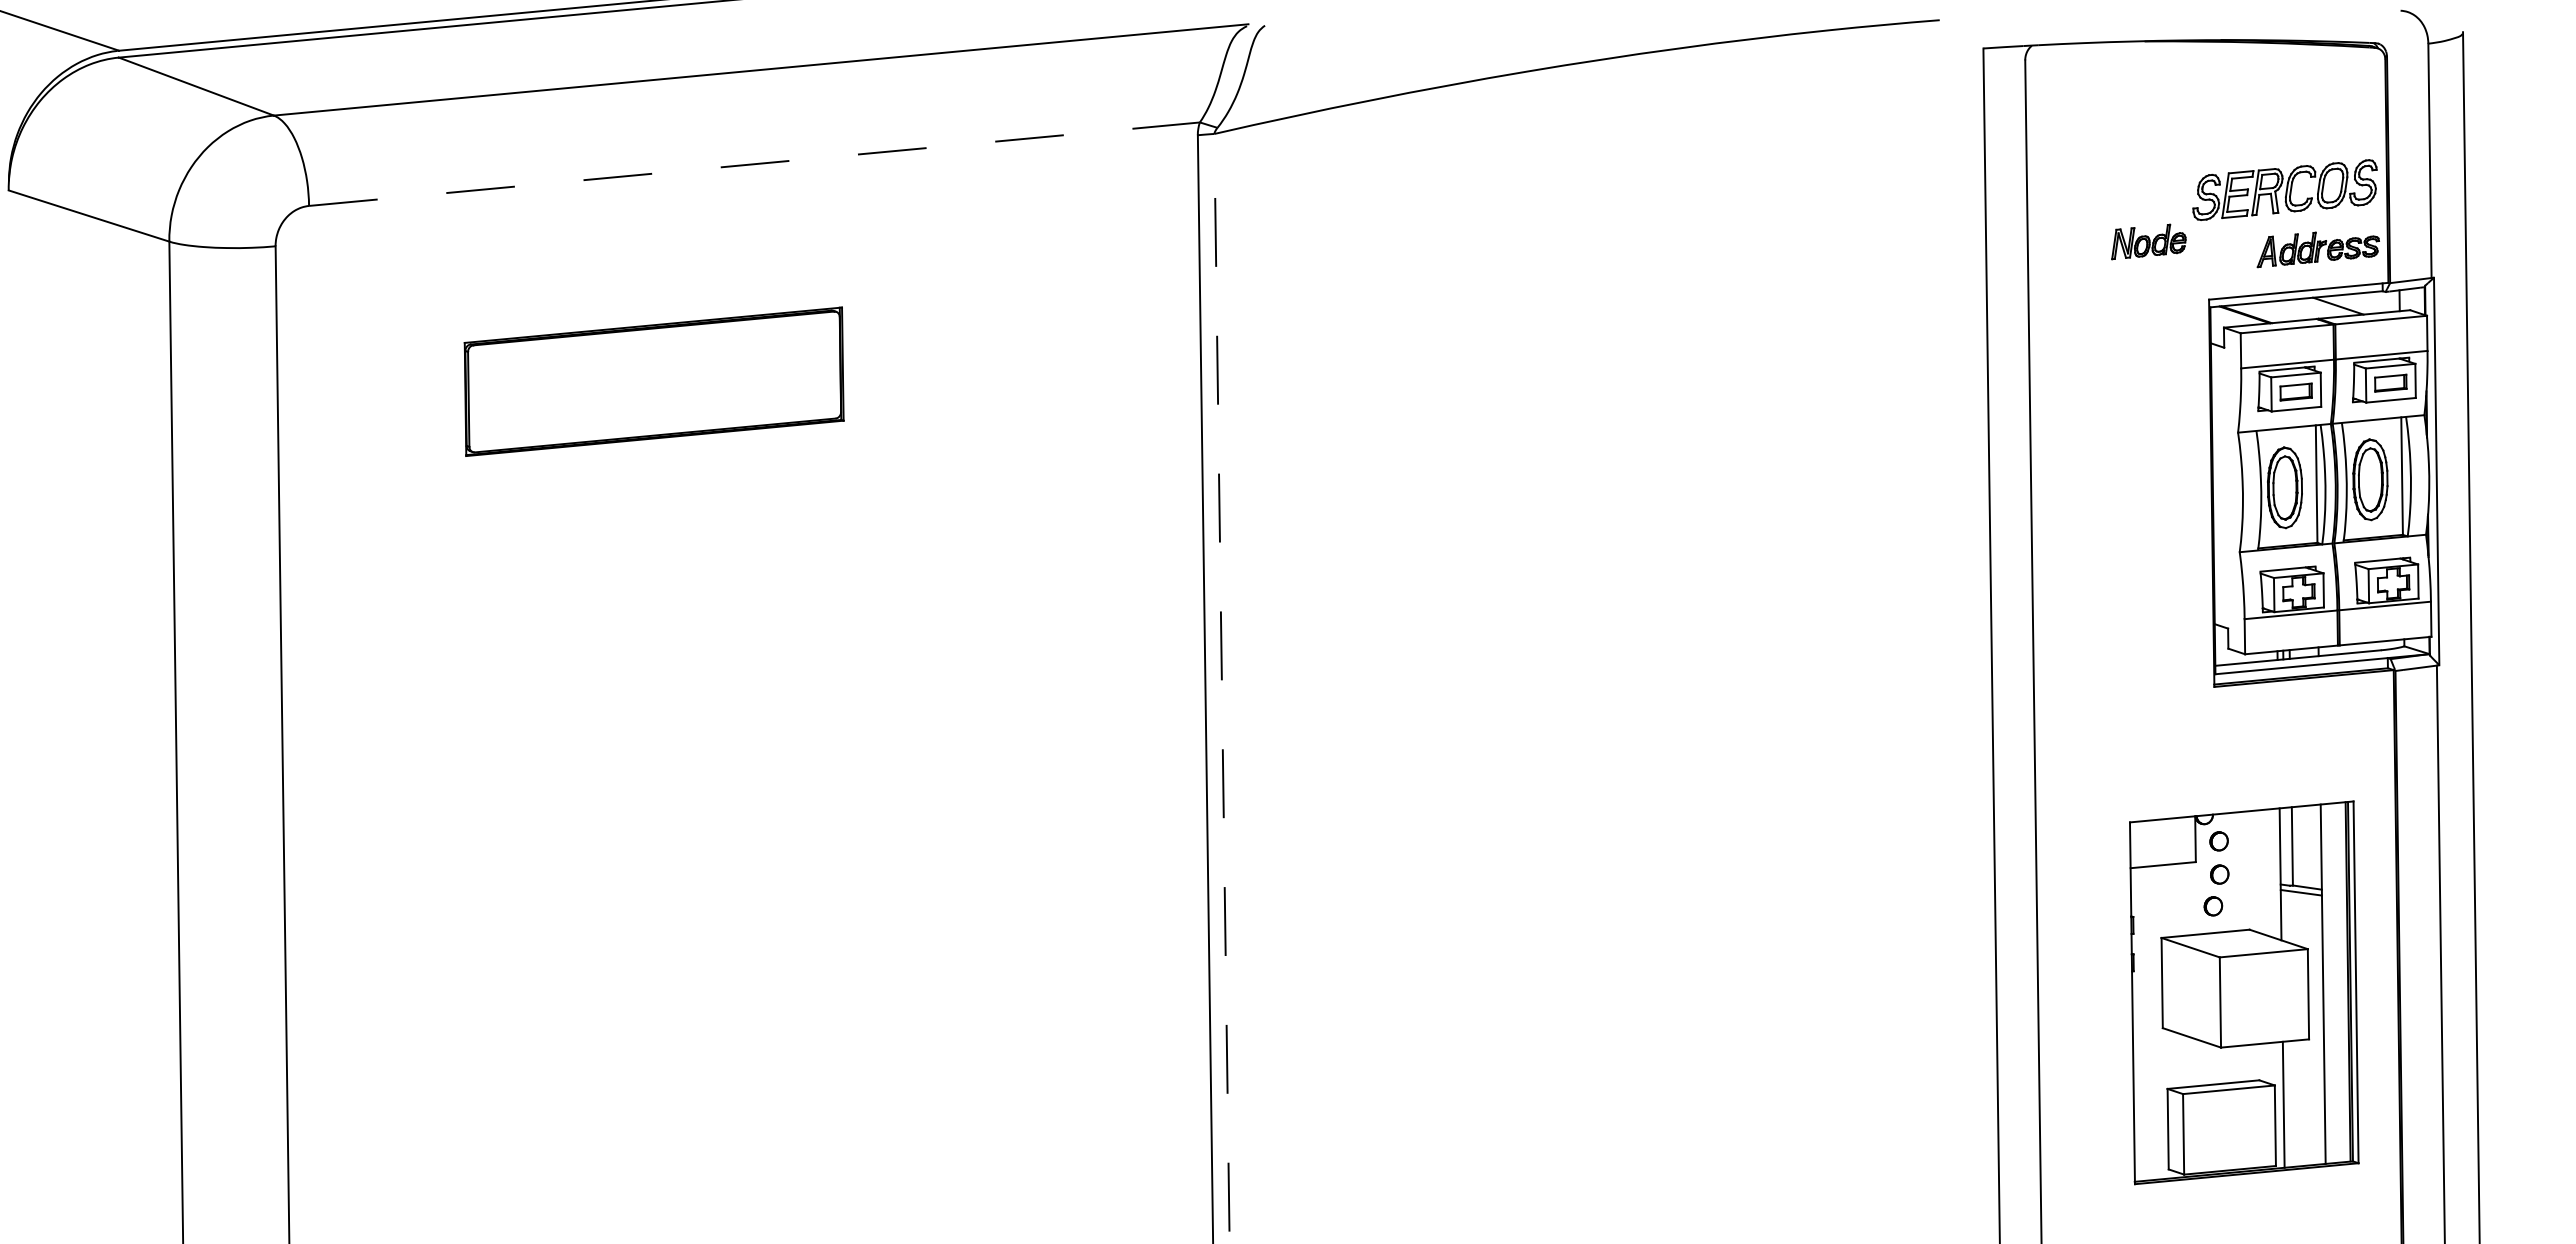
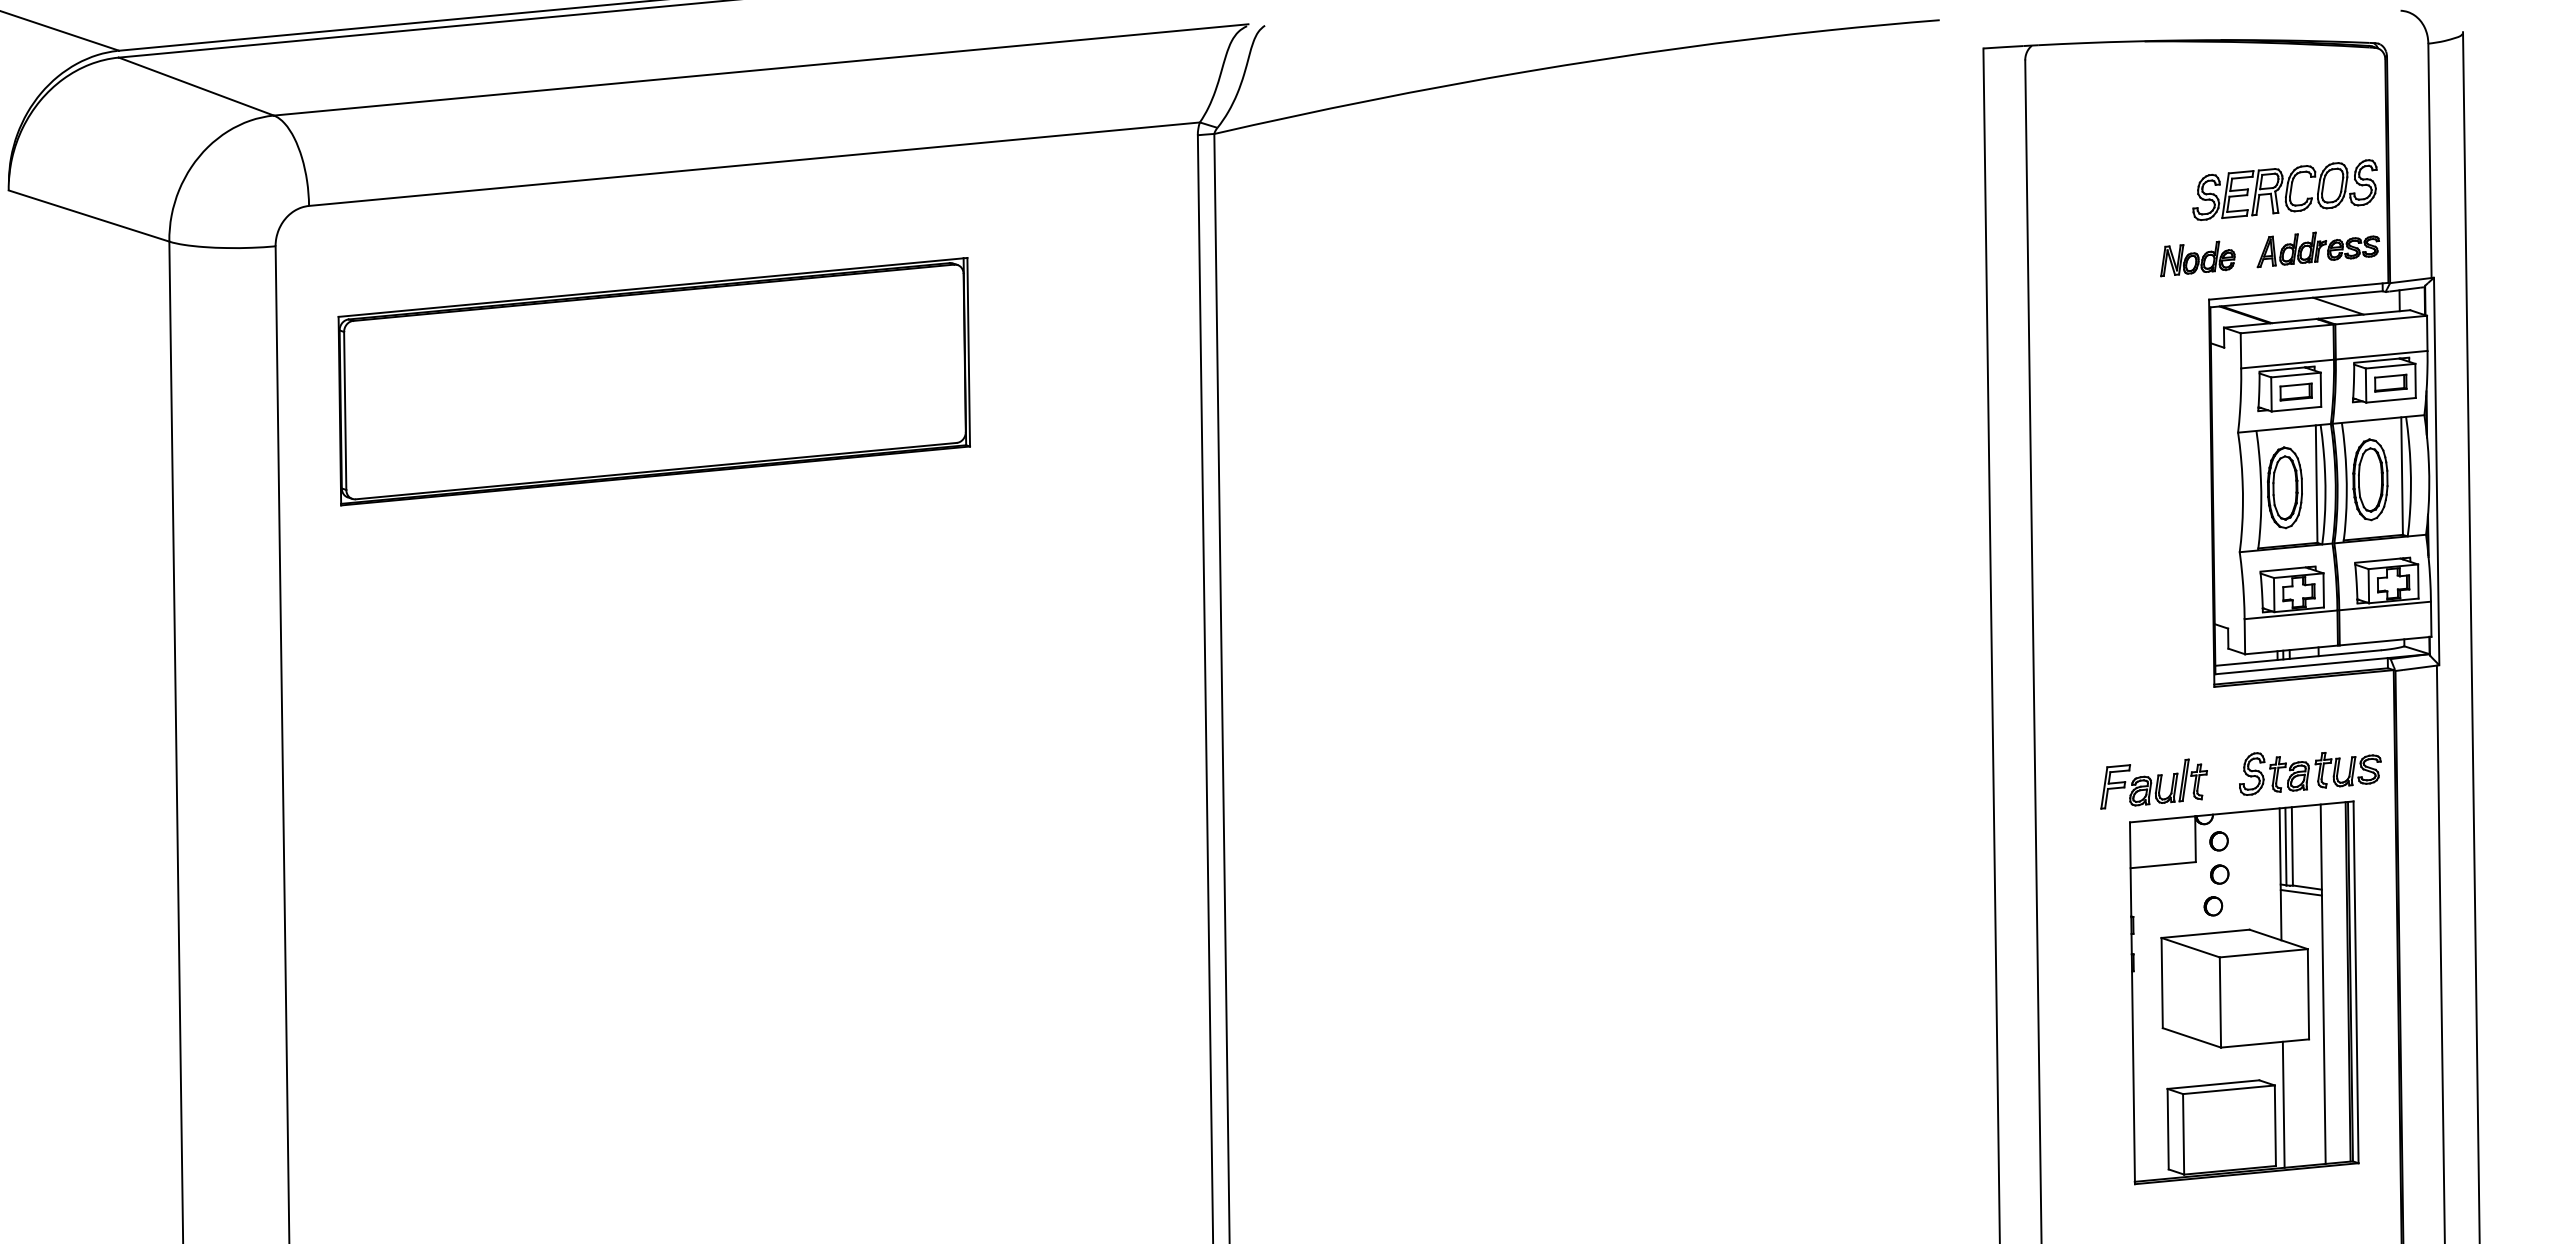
line: dashed -> solid (754, 164)
part position: (2148, 241) -> (2197, 258) (2197, 258)
part size: 382x151 px -> 634x250 px (653, 381)
line: dashed -> solid (1221, 688)
part: none -> present (2310, 773)
part: none -> present (2153, 783)
line: none -> present (2285, 846)
